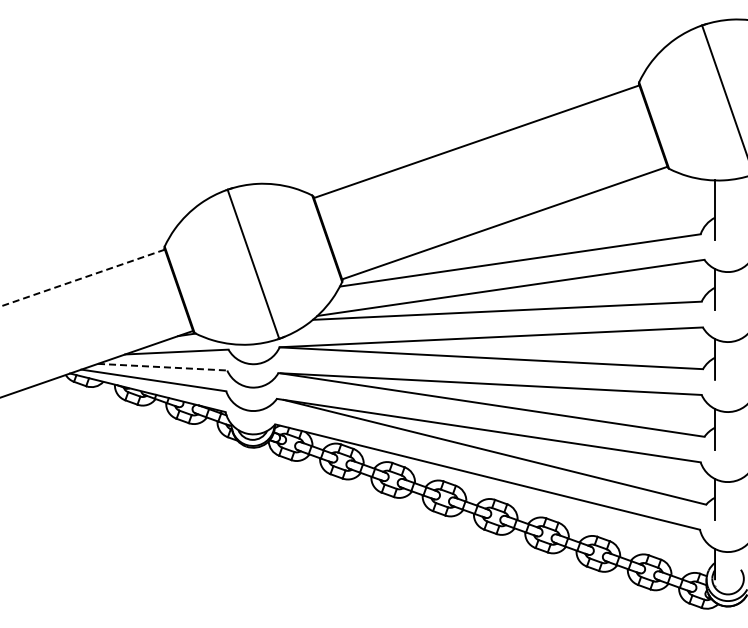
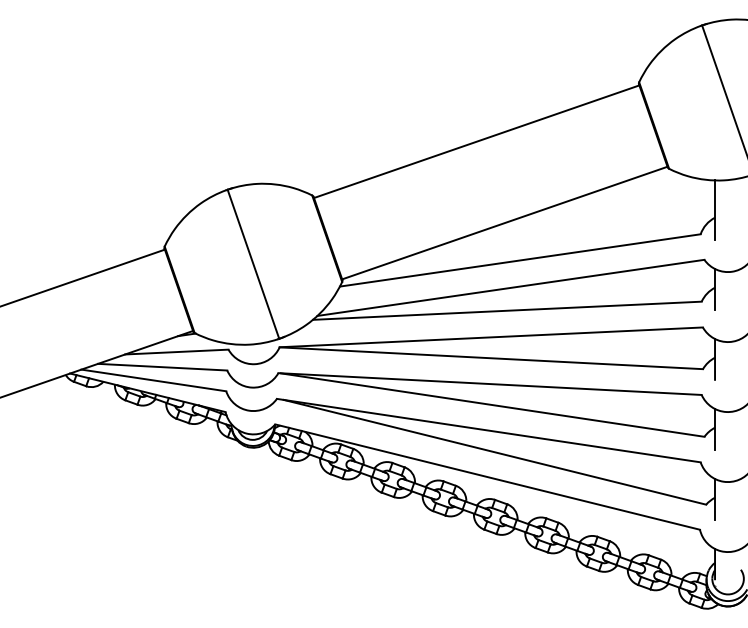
line: dashed -> solid (82, 278)
line: dashed -> solid (162, 367)
